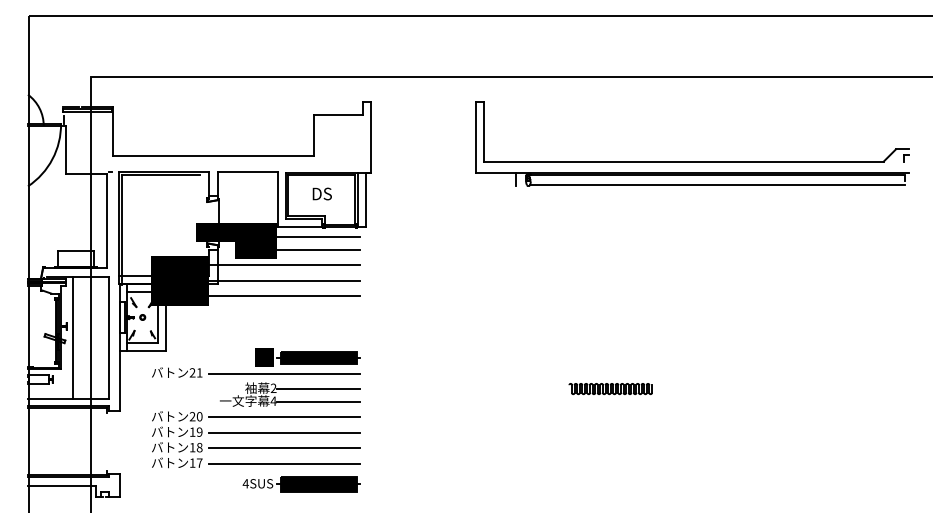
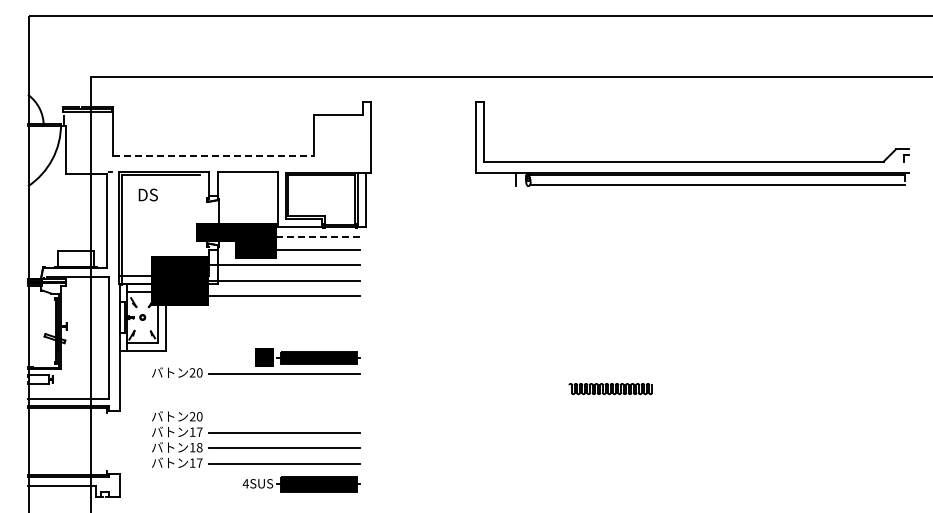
line: solid -> dashed (214, 156)
text position: (321, 193) -> (147, 194) (147, 194)
line: solid -> dashed (318, 236)
line: present -> none (73, 337)
text: 21 -> 20 (199, 372)
part: present -> none (290, 394)
line: present -> none (284, 417)
text: 19 -> 17 (199, 431)
